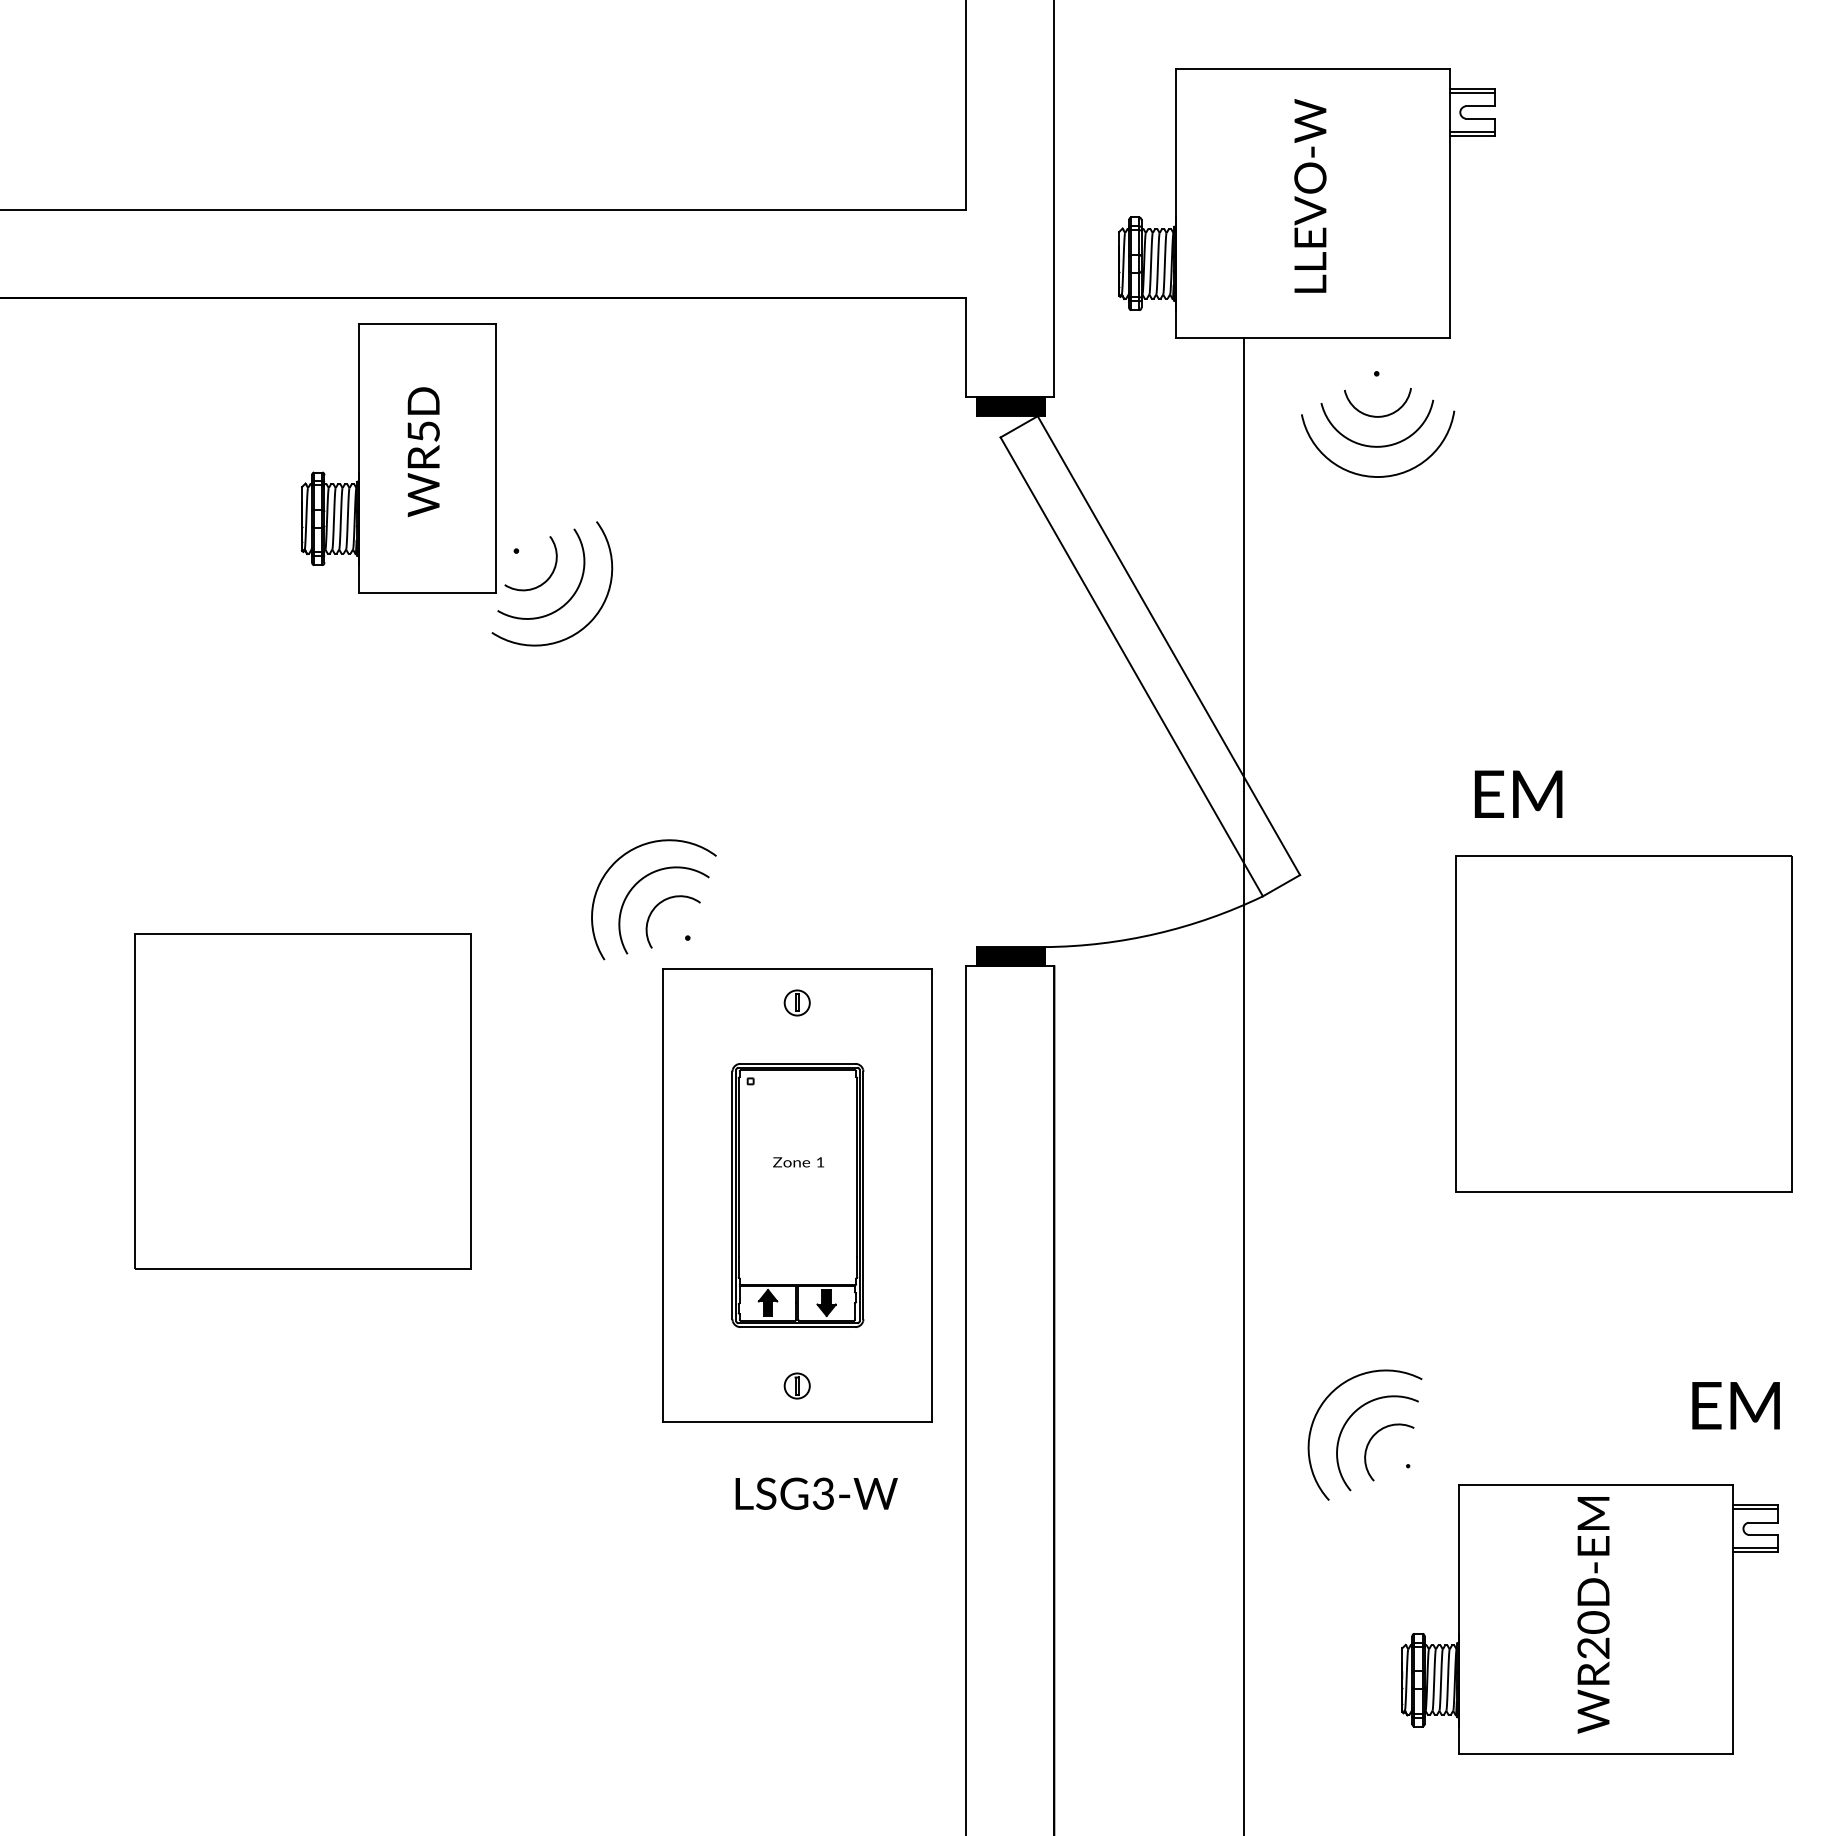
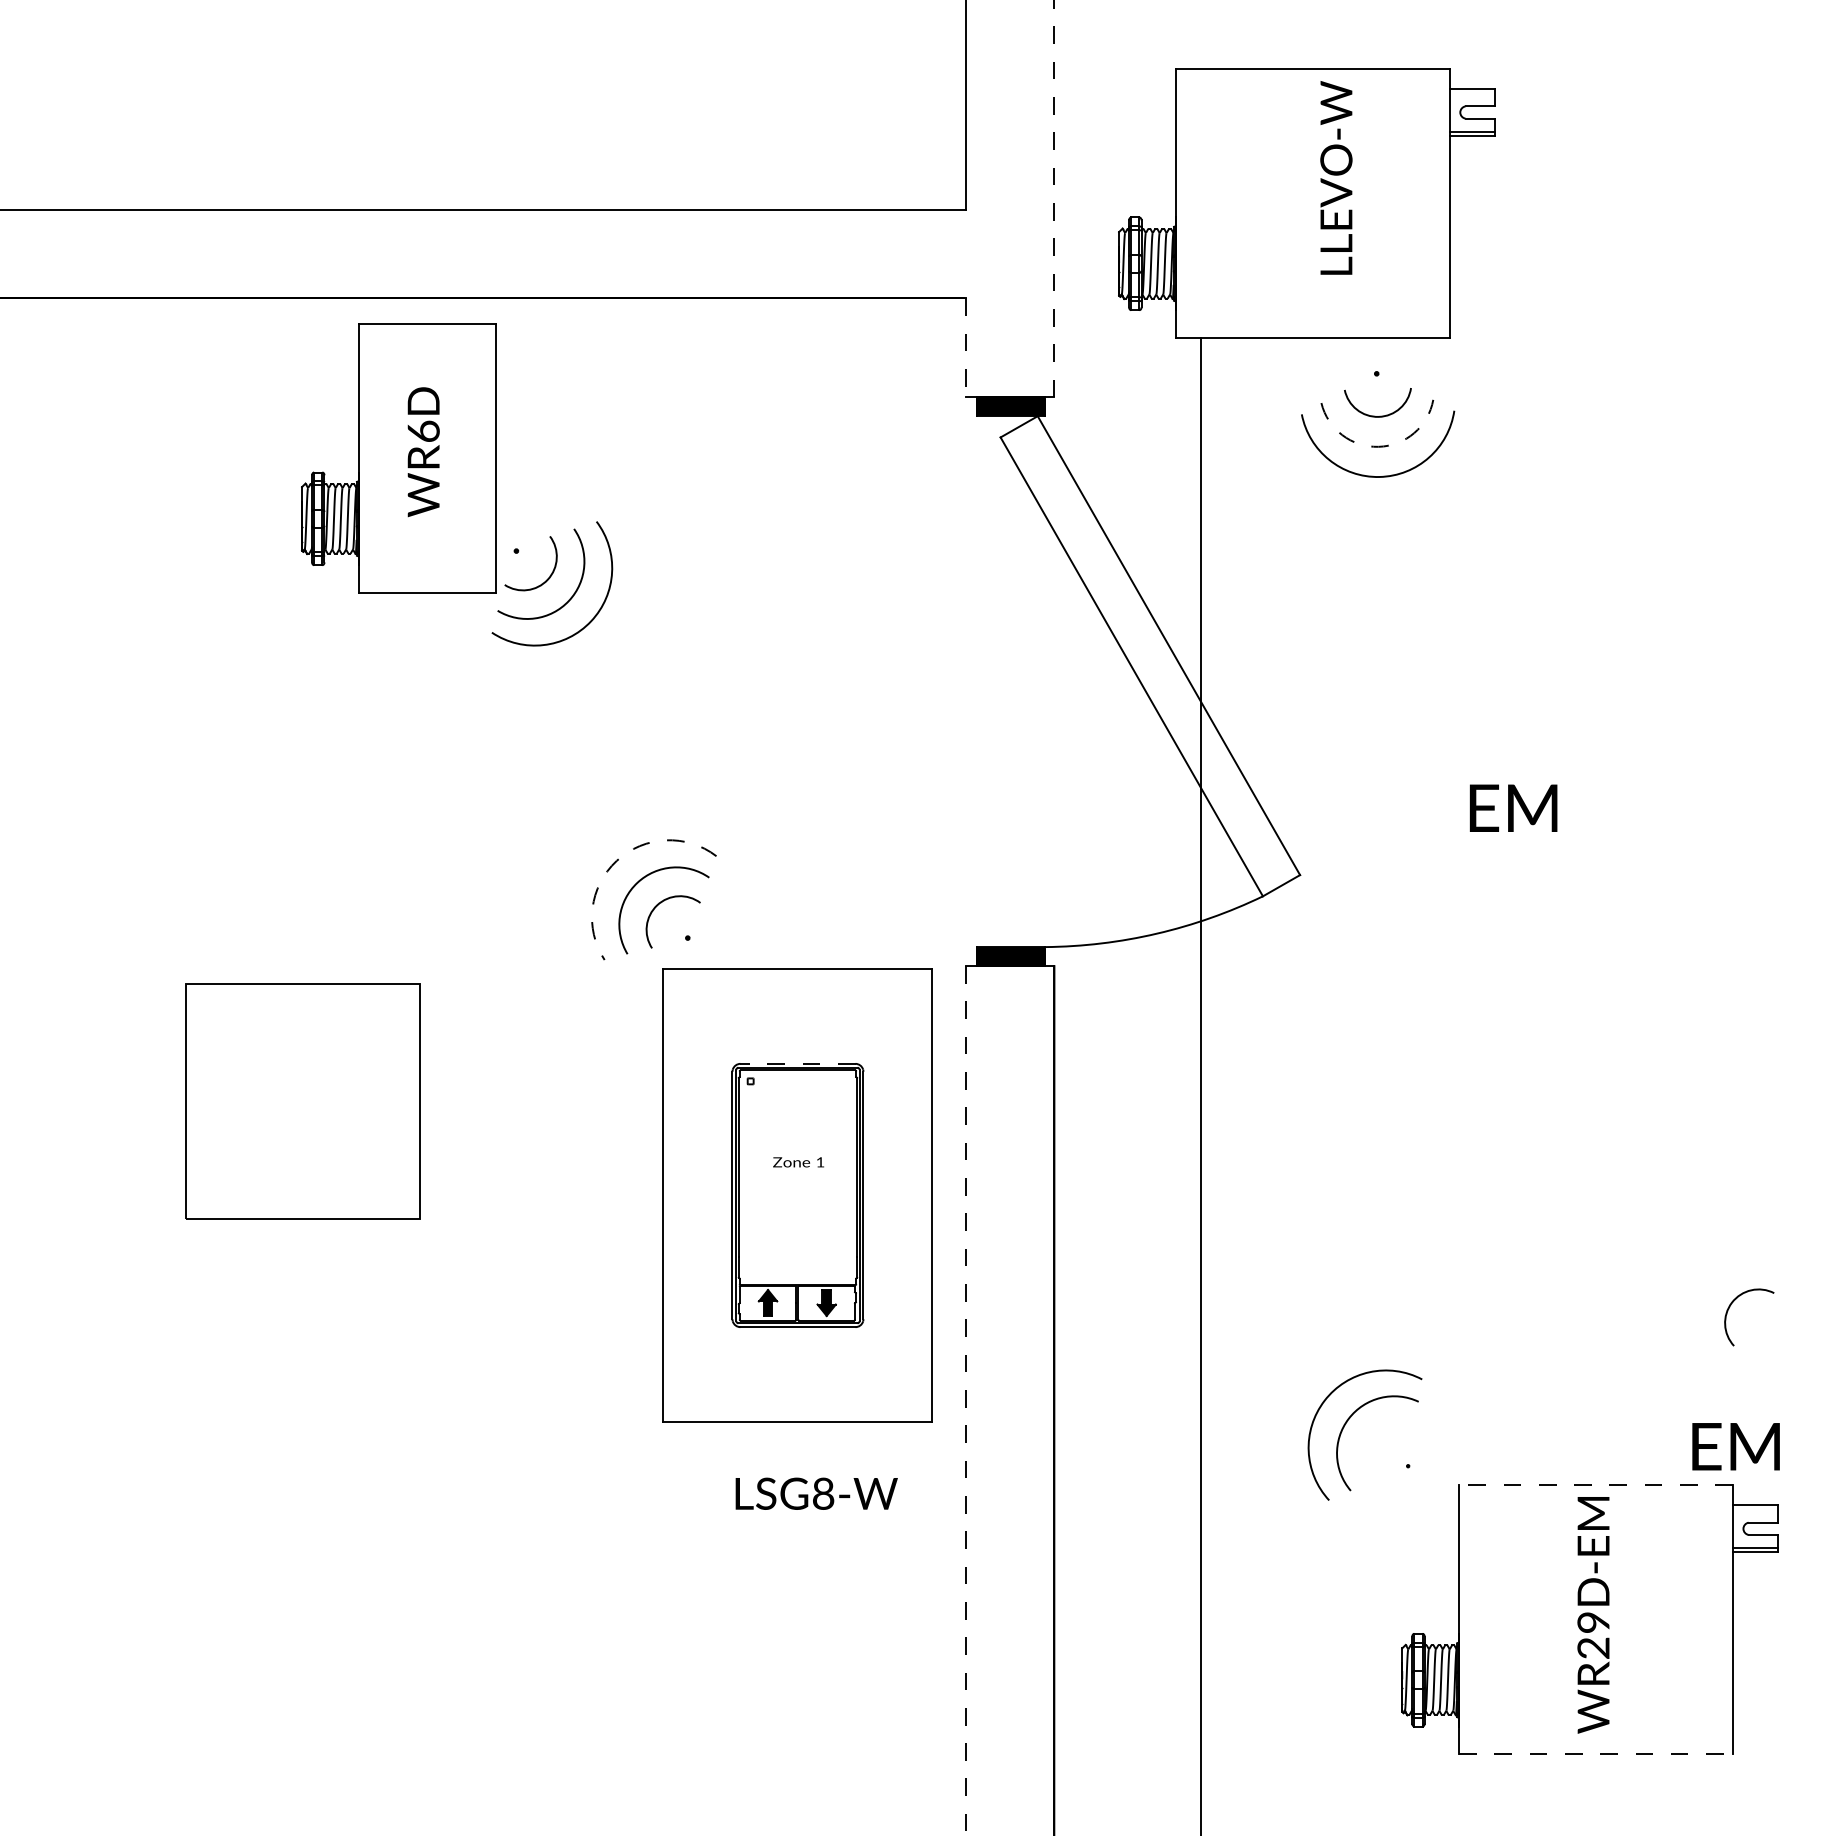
line: present -> none (1472, 93)
text position: (1310, 195) -> (1336, 177) (1336, 177)
line: solid -> dashed (1054, 198)
line: solid -> dashed (966, 348)
text: WR5D -> WR6D (423, 430)
arc: solid -> dashed (1378, 446)
text position: (1518, 793) -> (1513, 807) (1513, 807)
arc: solid -> dashed (616, 860)
part: present -> none (796, 1002)
part: present -> none (1623, 1023)
line: solid -> dashed (797, 1063)
line position: (1244, 1084) -> (1201, 1084) (1201, 1084)
part size: 338x337 px -> 236x237 px (302, 1101)
part: present -> none (796, 1385)
line: solid -> dashed (966, 1400)
text position: (1735, 1405) -> (1735, 1446) (1735, 1446)
arc position: (1370, 1442) -> (1730, 1307) (1730, 1307)
line: solid -> dashed (1595, 1485)
text: LSG3-W -> LSG8-W (823, 1493)
line: present -> none (1755, 1509)
text: WR20D-EM -> WR29D-EM (1594, 1622)
line: solid -> dashed (1596, 1754)
